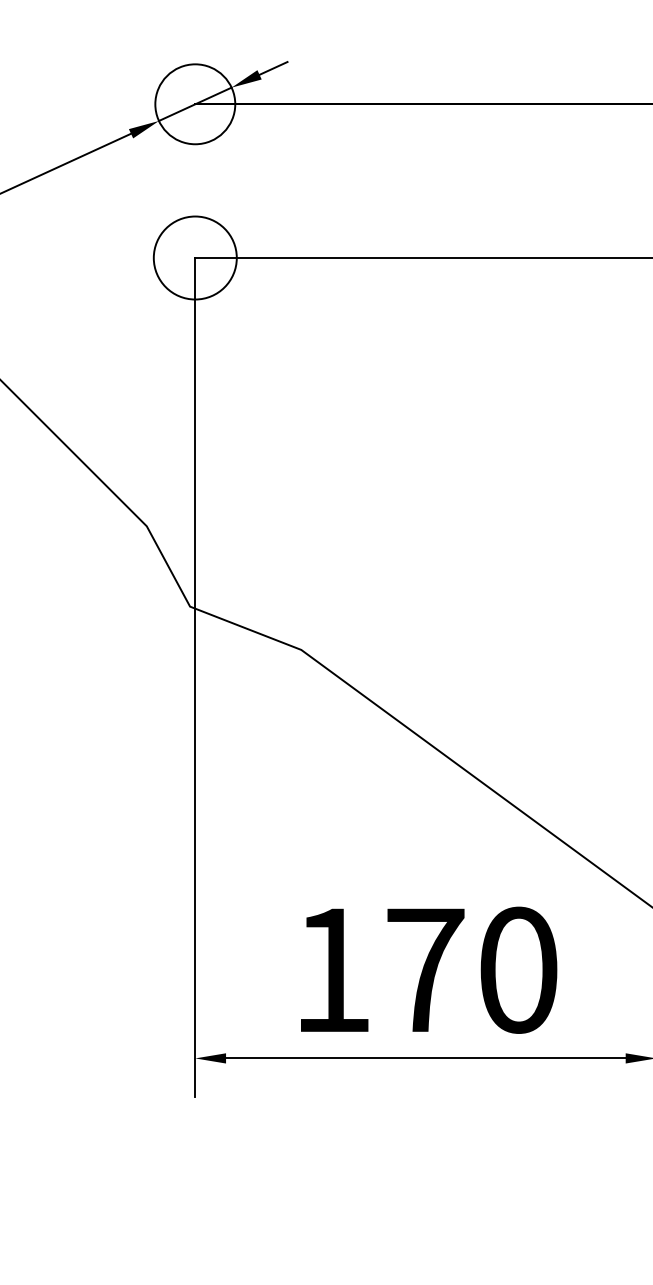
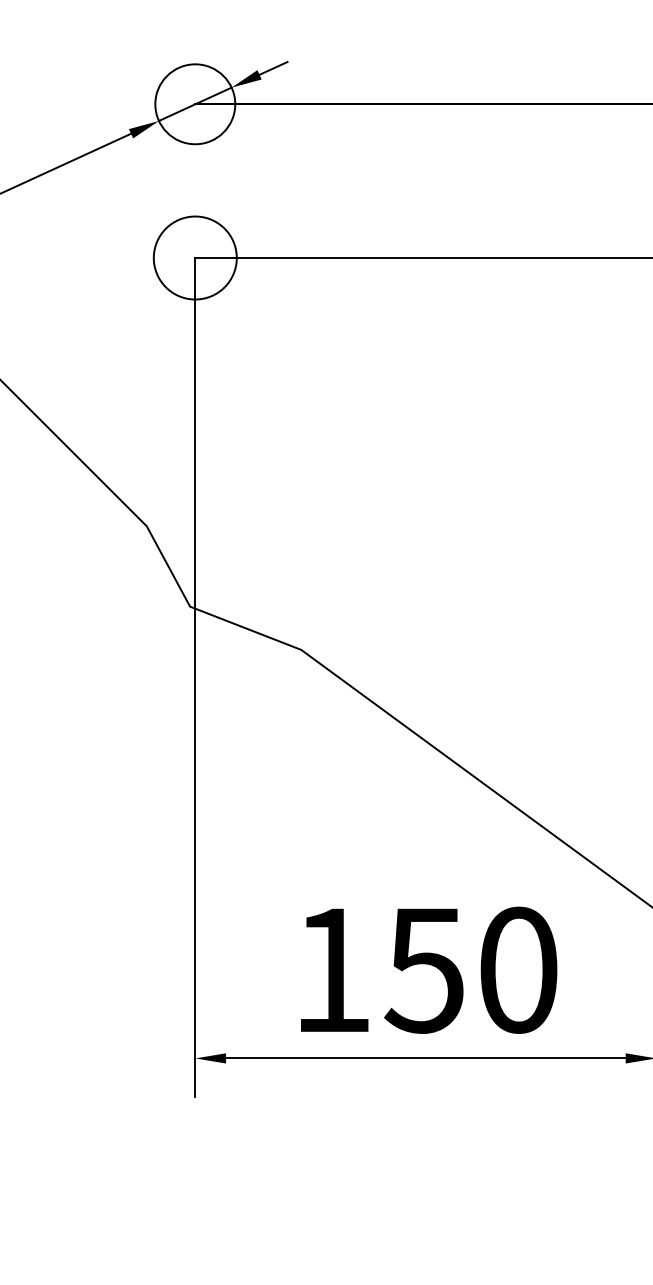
text: 170 -> 150 (424, 970)
